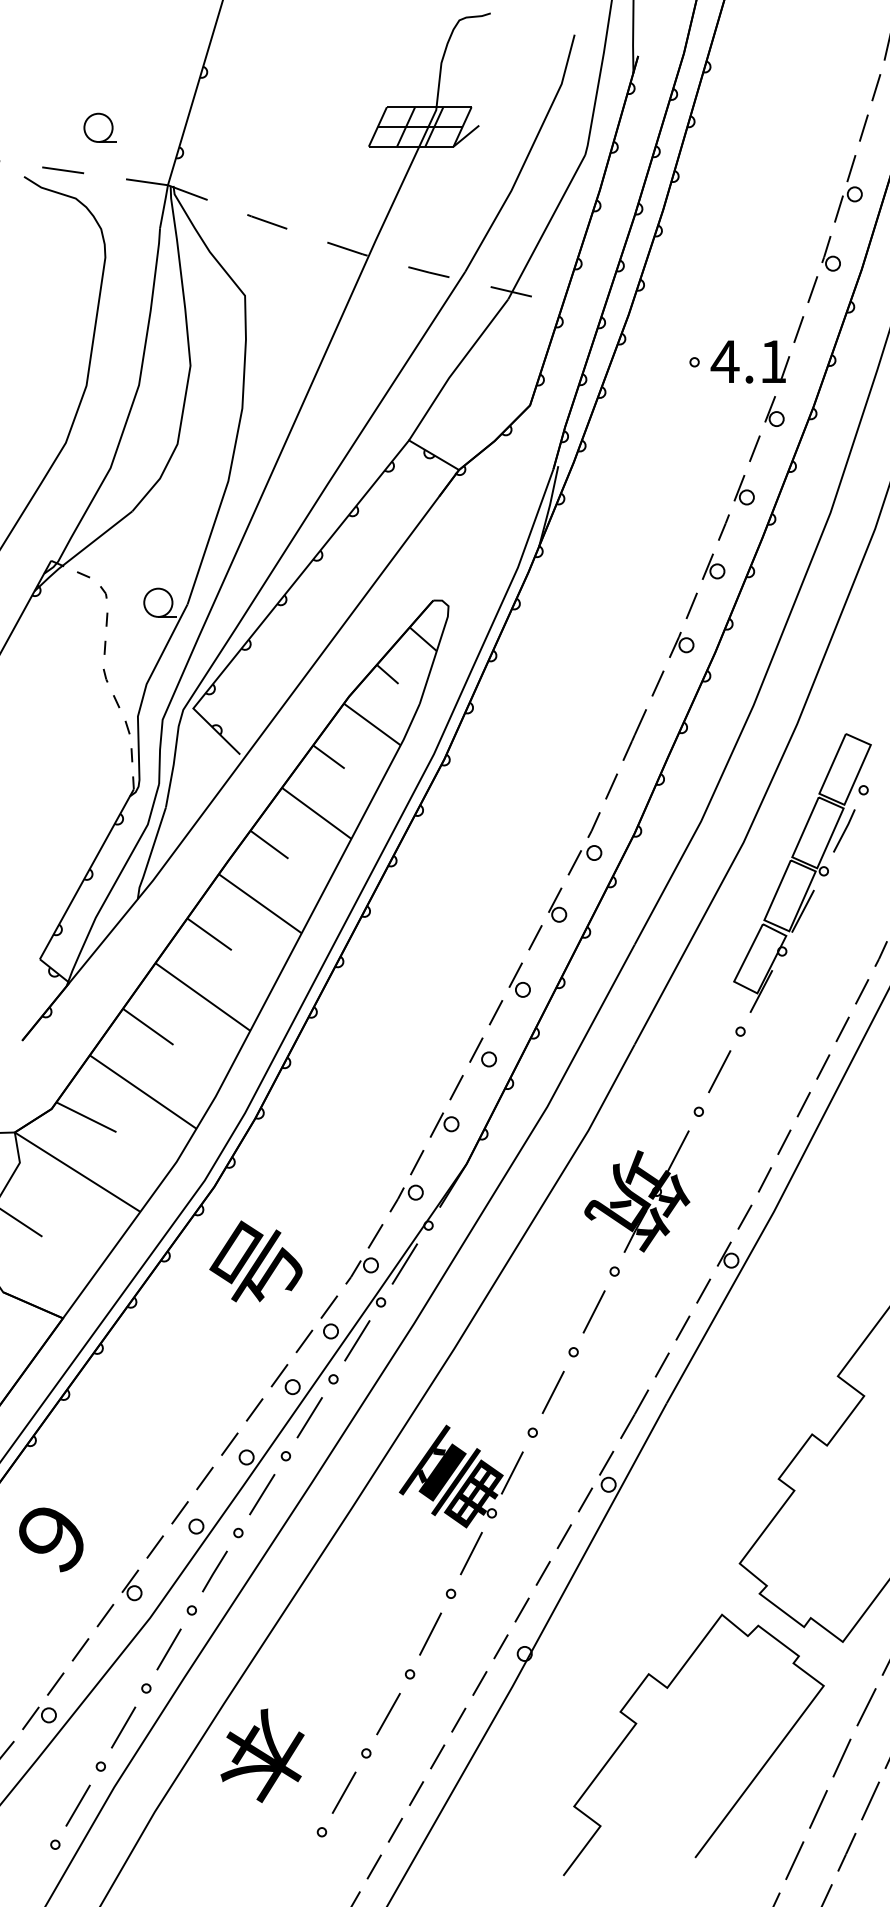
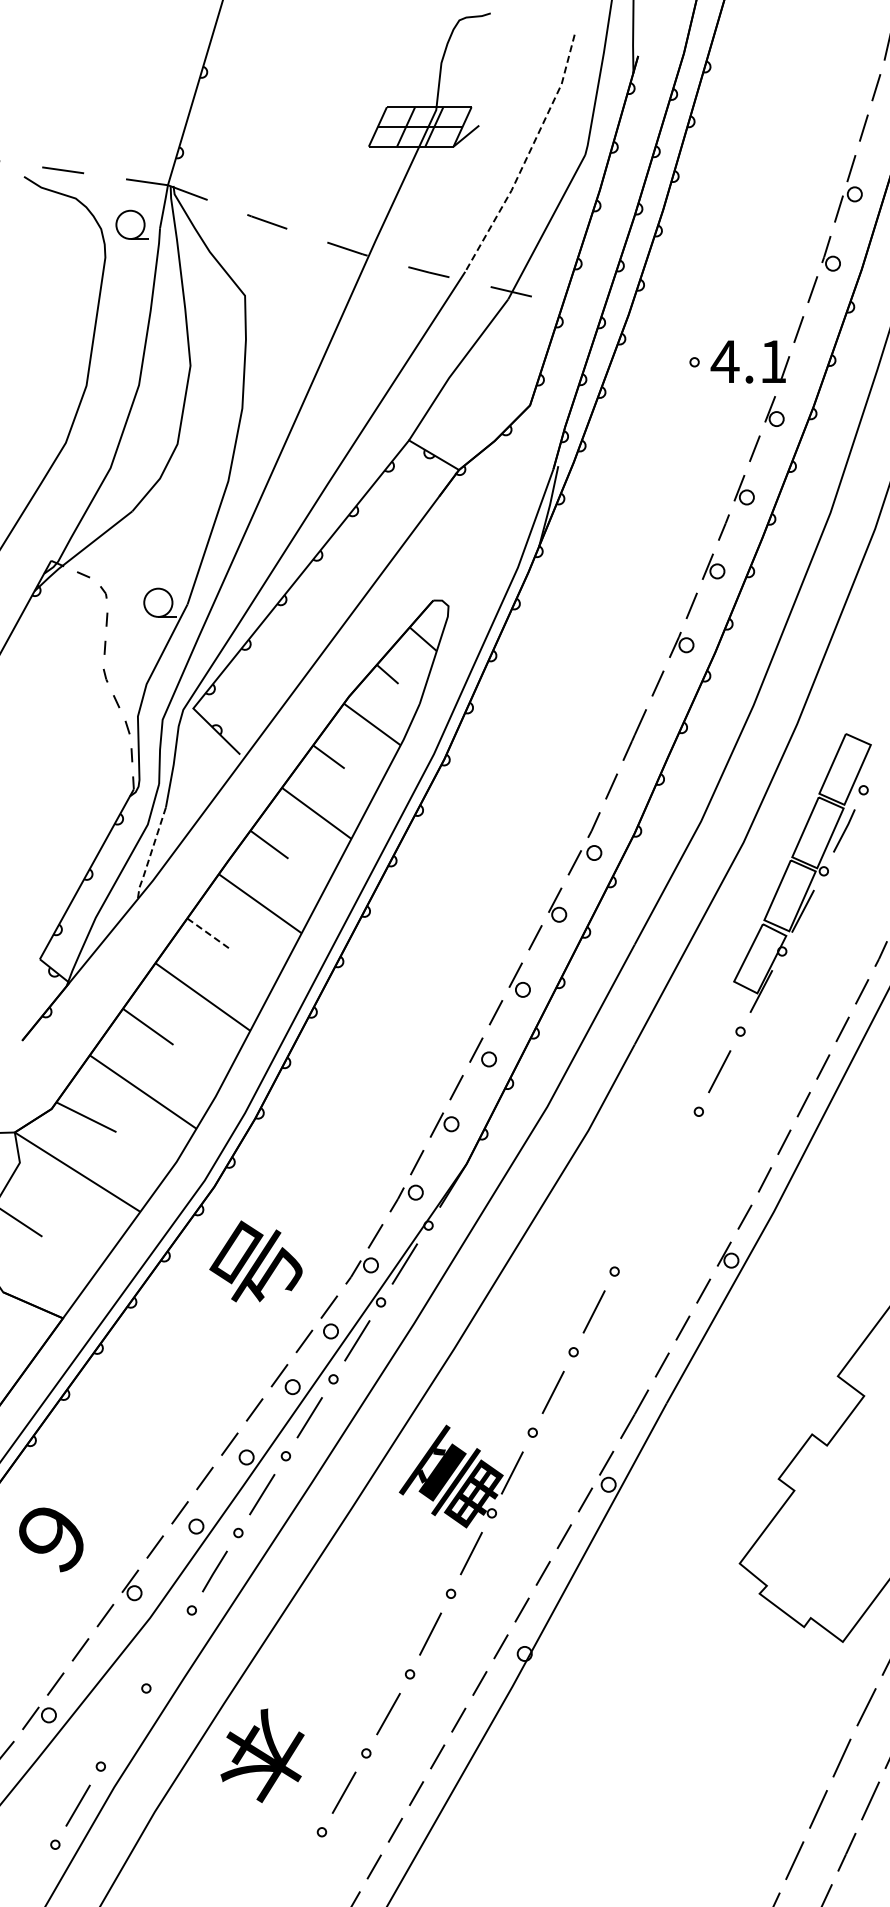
part position: (99, 127) -> (131, 224) (131, 224)
line: solid -> dashed (527, 156)
line: solid -> dashed (150, 854)
line: solid -> dashed (209, 934)
part: present -> none (637, 1191)
line: present -> none (168, 1649)
curve: present -> none (637, 1723)
line: present -> none (123, 1727)
